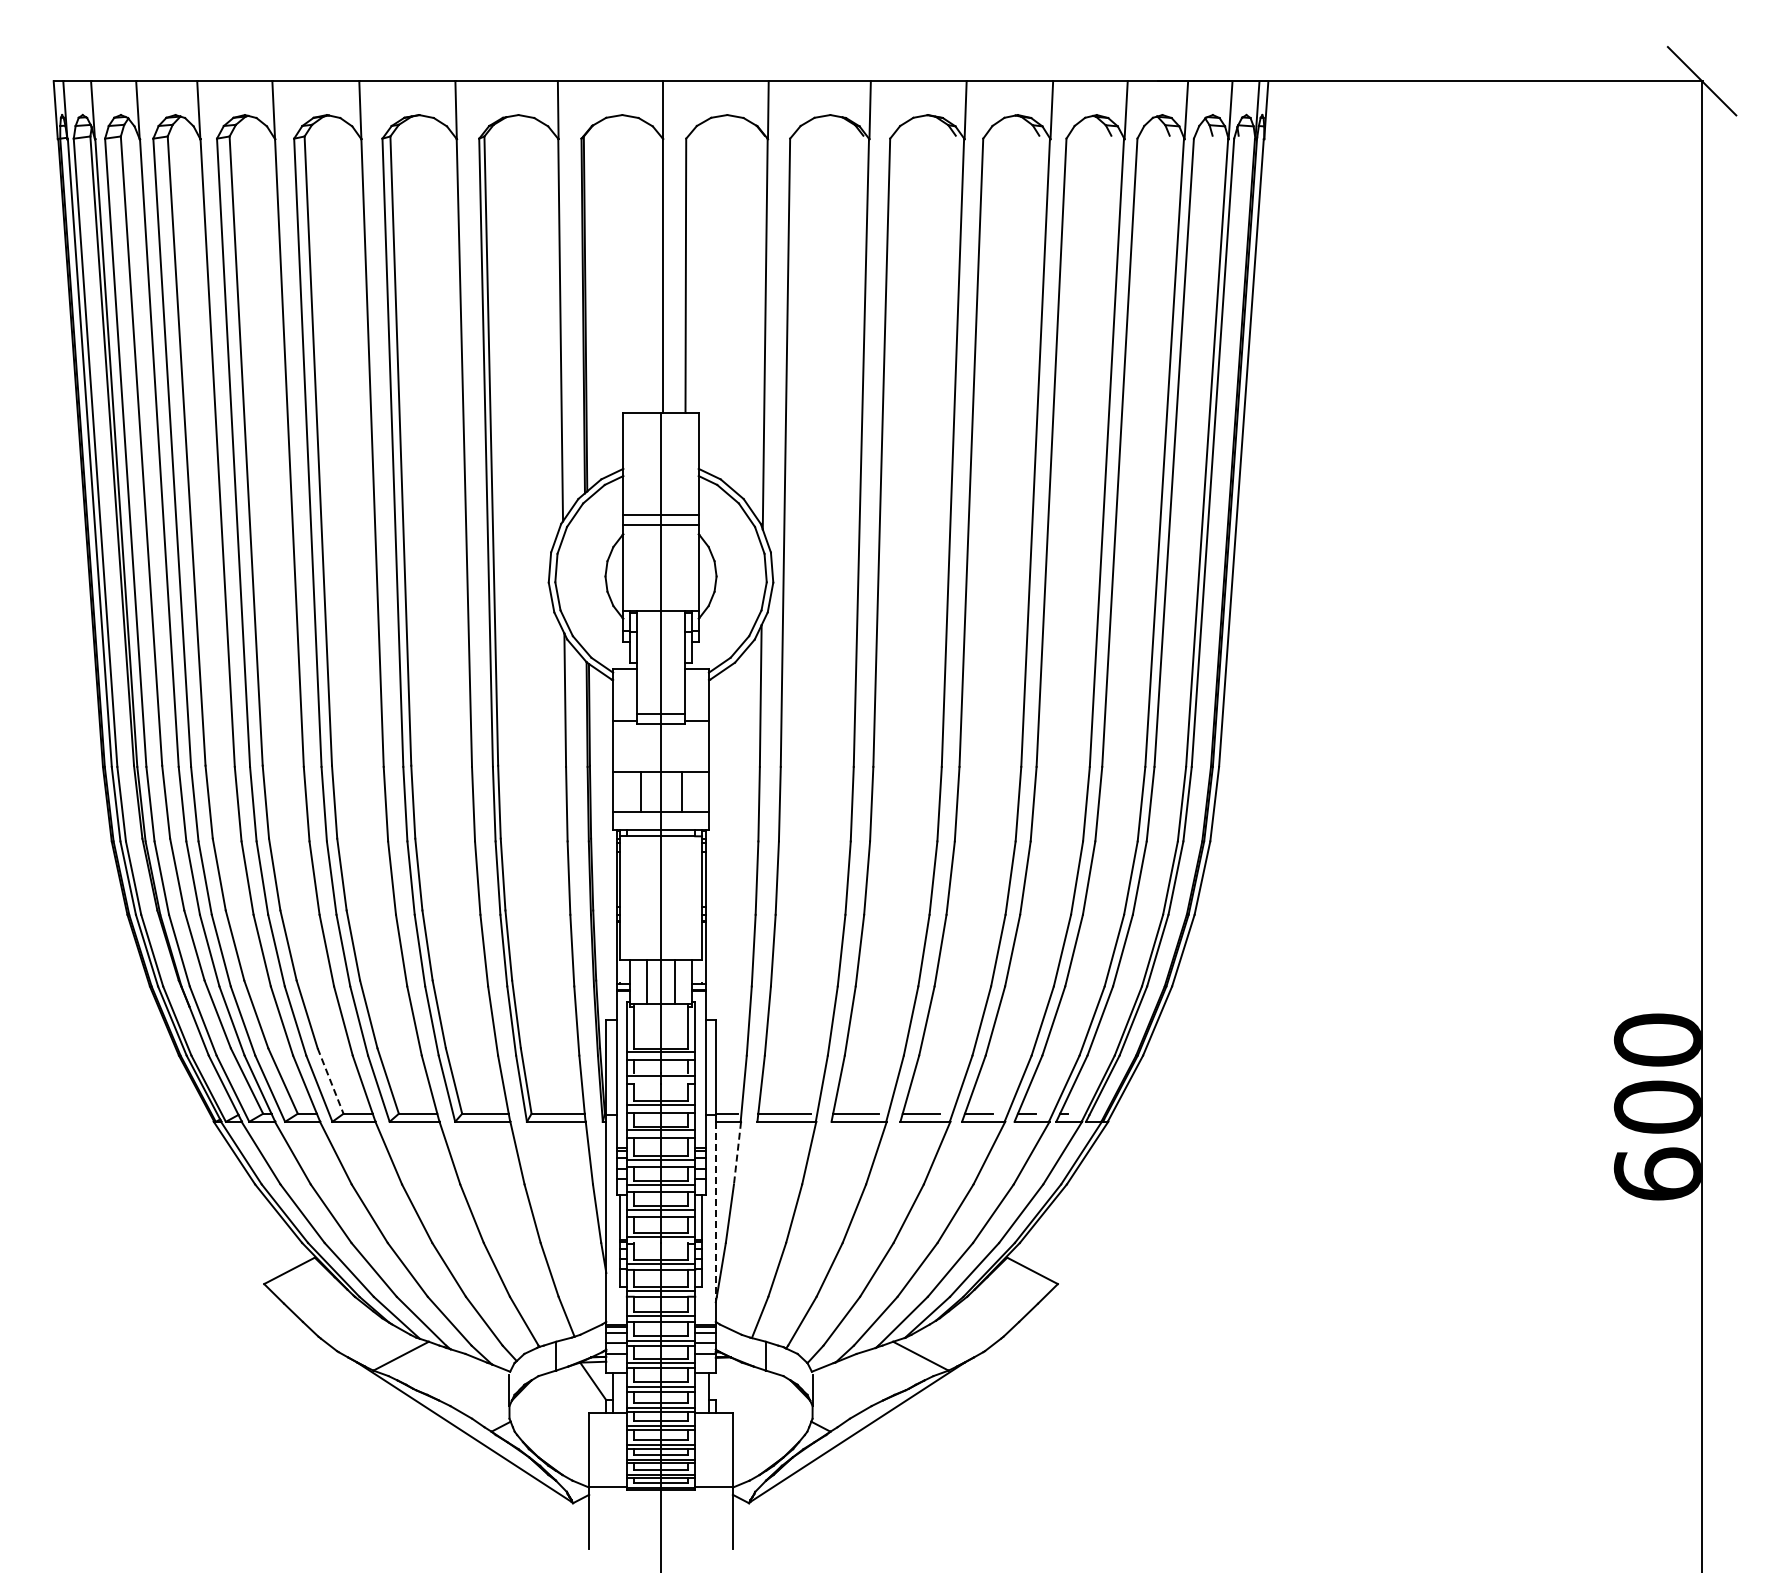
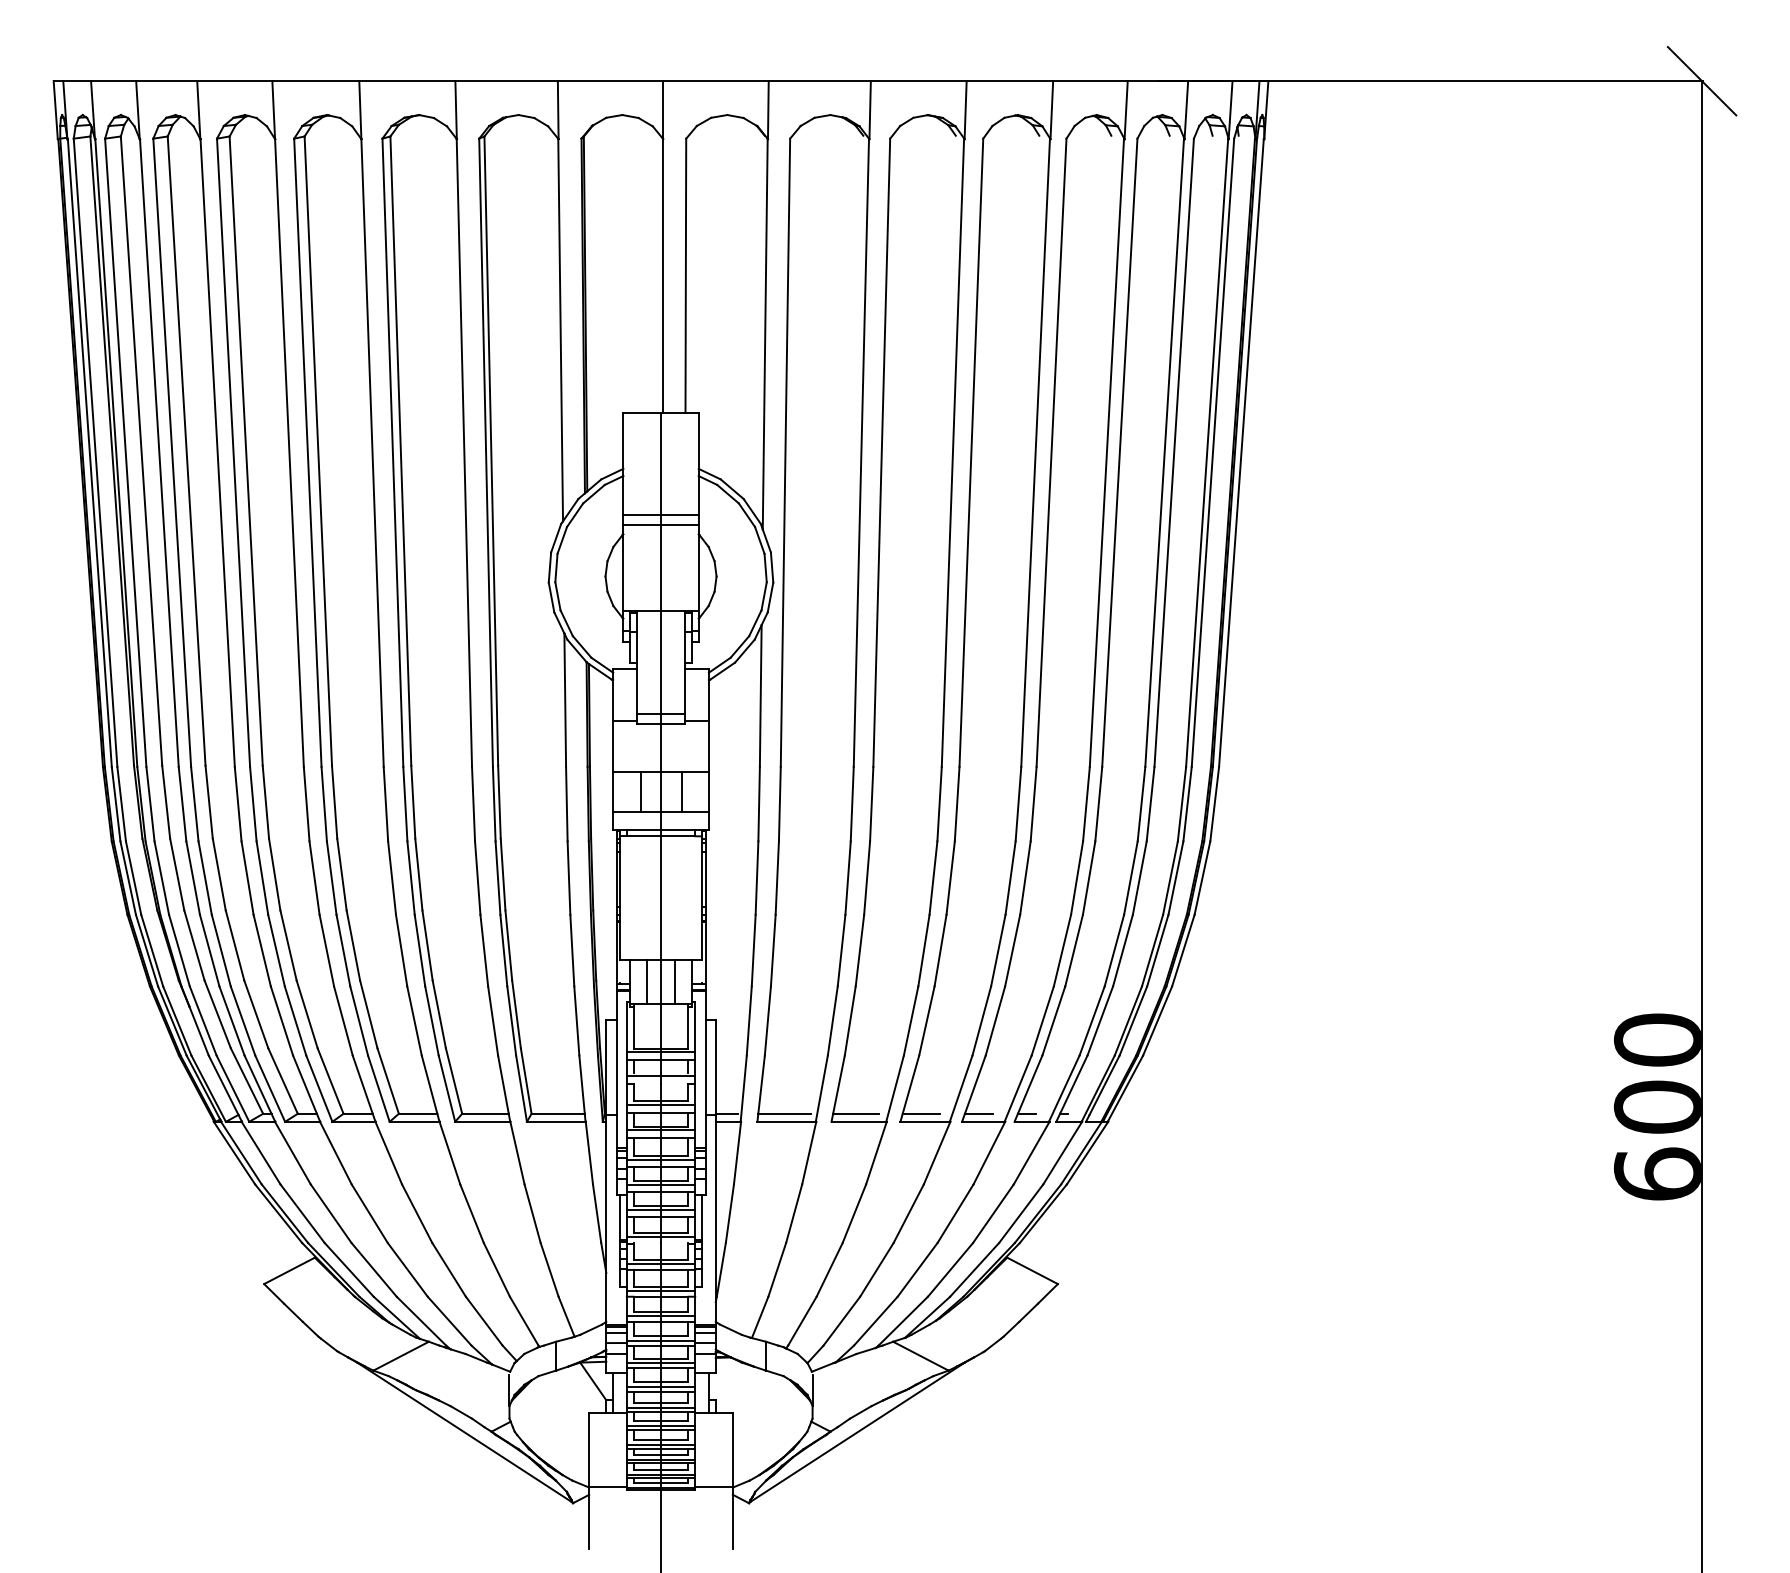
line: dashed -> solid (330, 1081)
line: dashed -> solid (737, 1153)
line: dashed -> solid (715, 1212)
